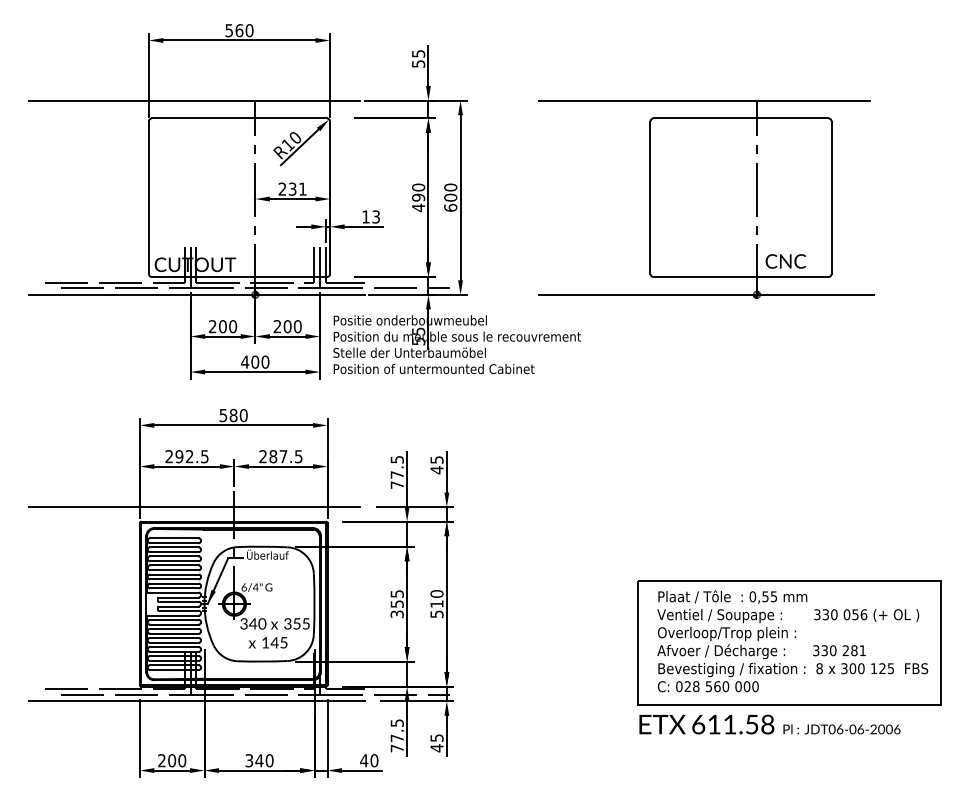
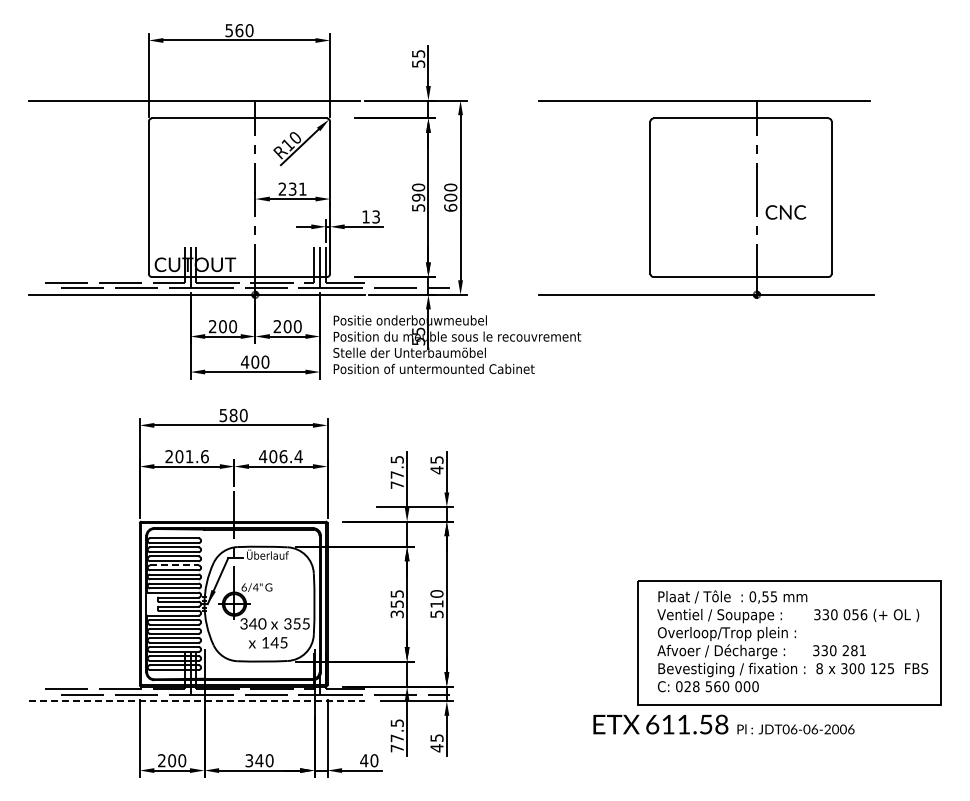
text: 490 -> 590 (418, 207)
text position: (785, 261) -> (785, 212) (785, 212)
text: 292.5 -> 201.6 (191, 456)
text: 287.5 -> 406.4 (280, 456)
line: present -> none (194, 507)
line: solid -> dashed (174, 565)
line: solid -> dashed (196, 701)
text position: (769, 724) -> (723, 724) (723, 724)
